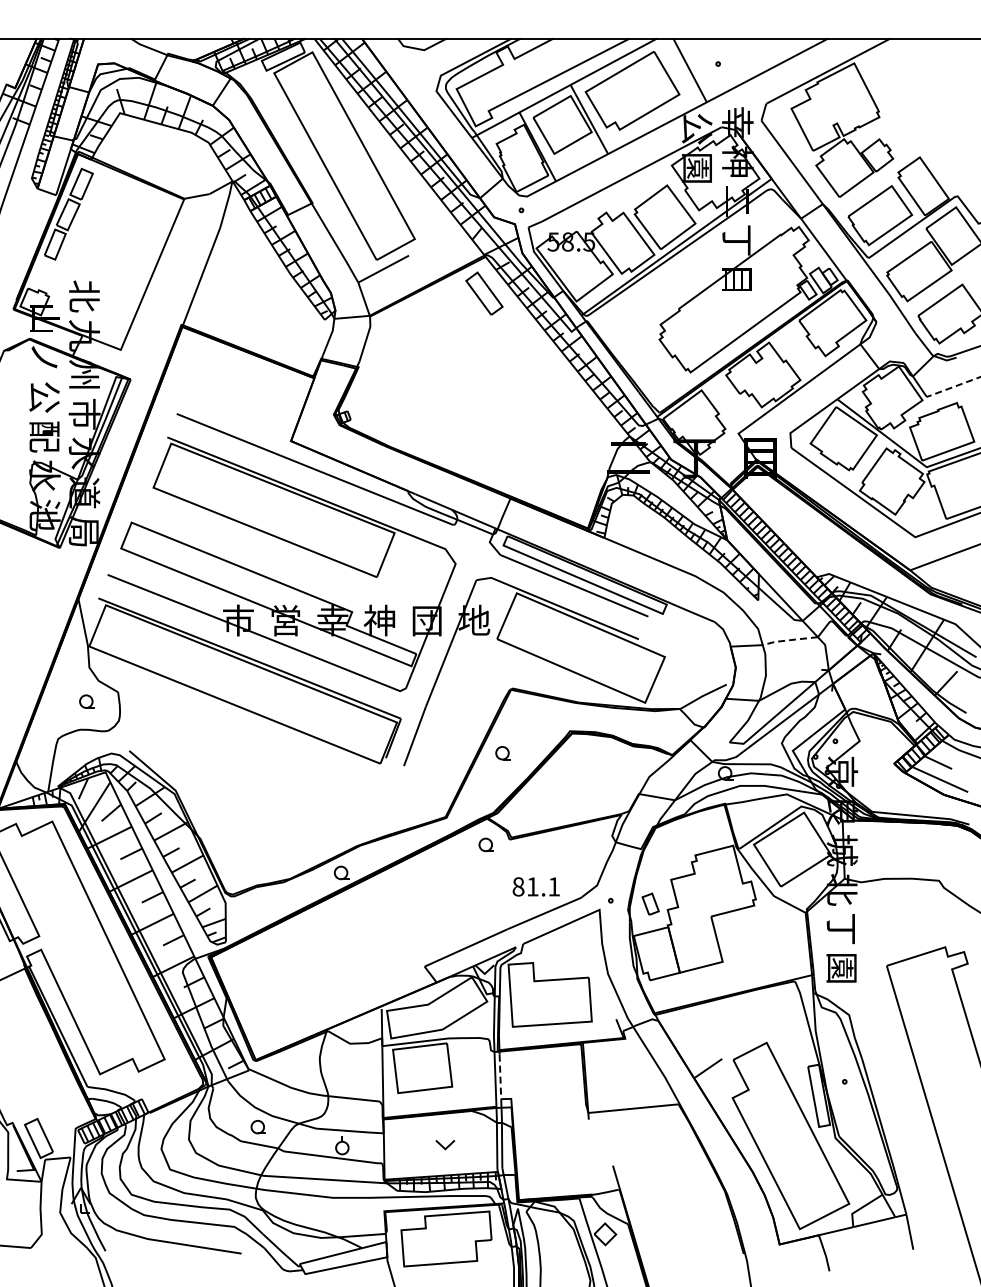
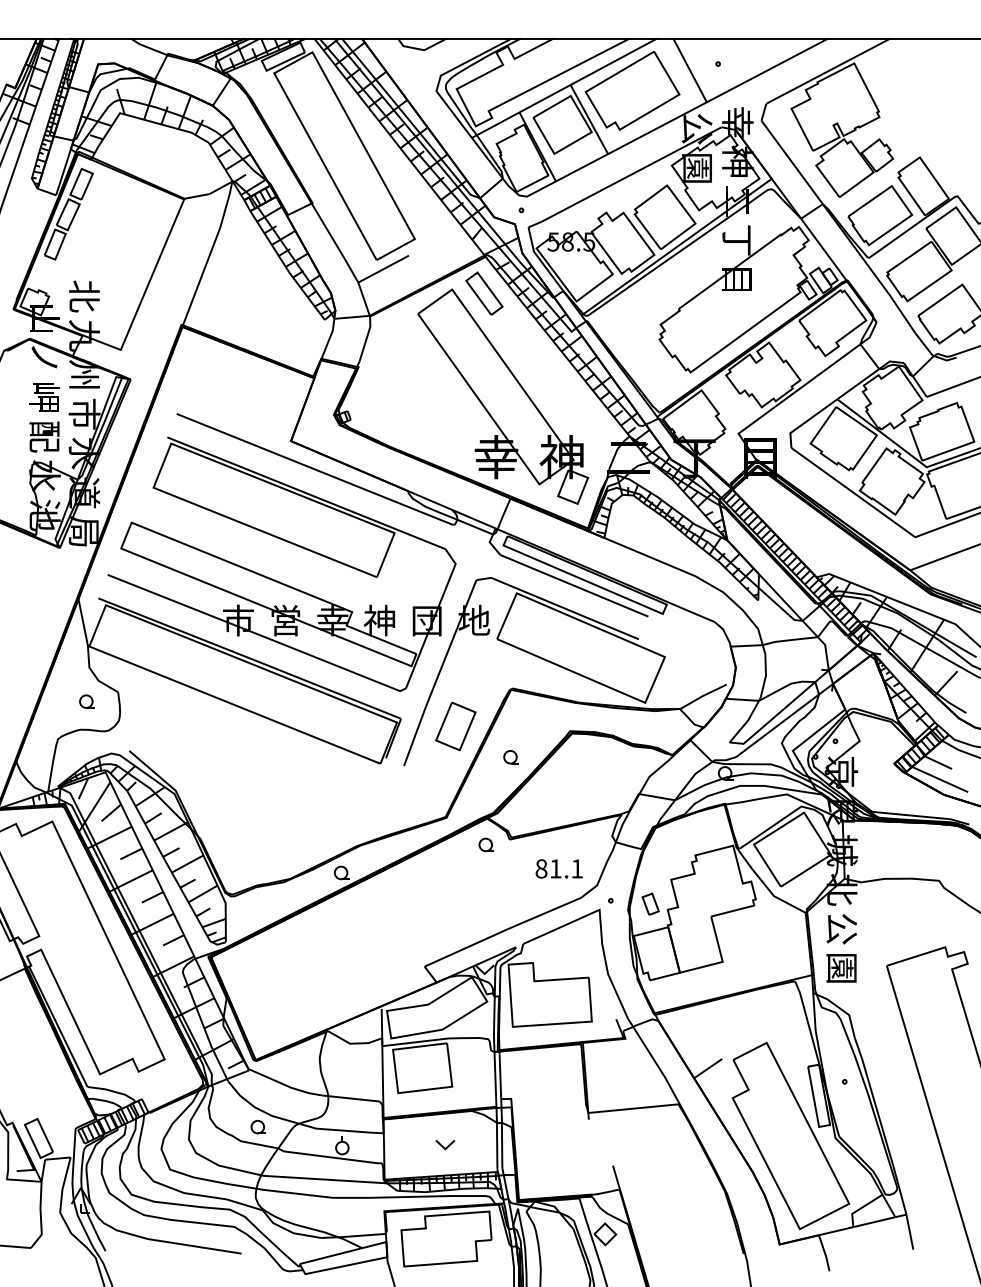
line: dashed -> solid (953, 386)
part: none -> present (503, 396)
text: 公 -> 岬 (44, 397)
line: dashed -> solid (789, 640)
part: none -> present (455, 726)
part position: (502, 753) -> (510, 757) (510, 757)
text position: (535, 886) -> (558, 868) (558, 868)
text: 丁 -> 公 (841, 929)
line: dashed -> solid (500, 1077)
